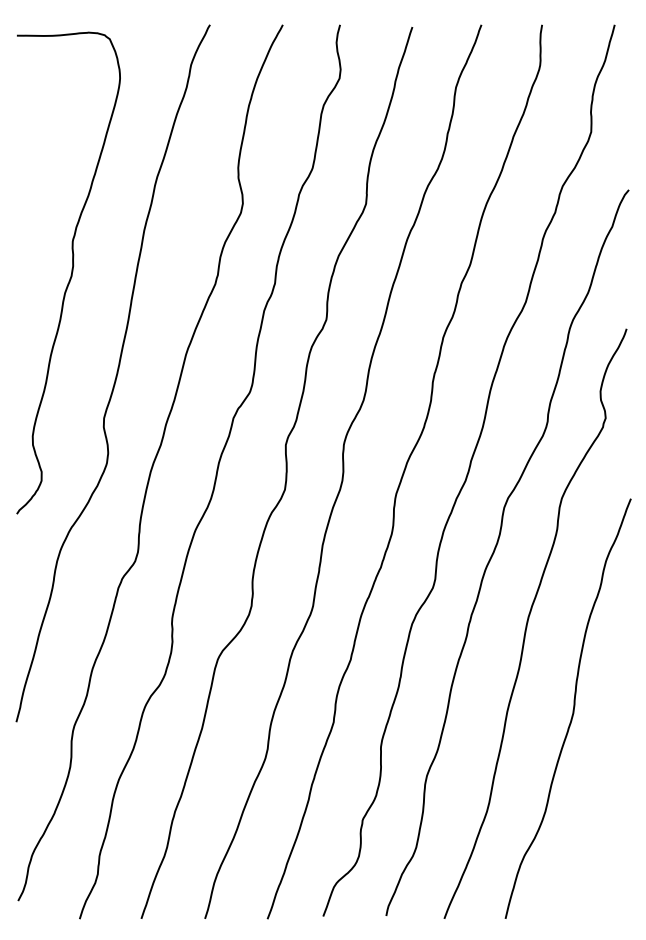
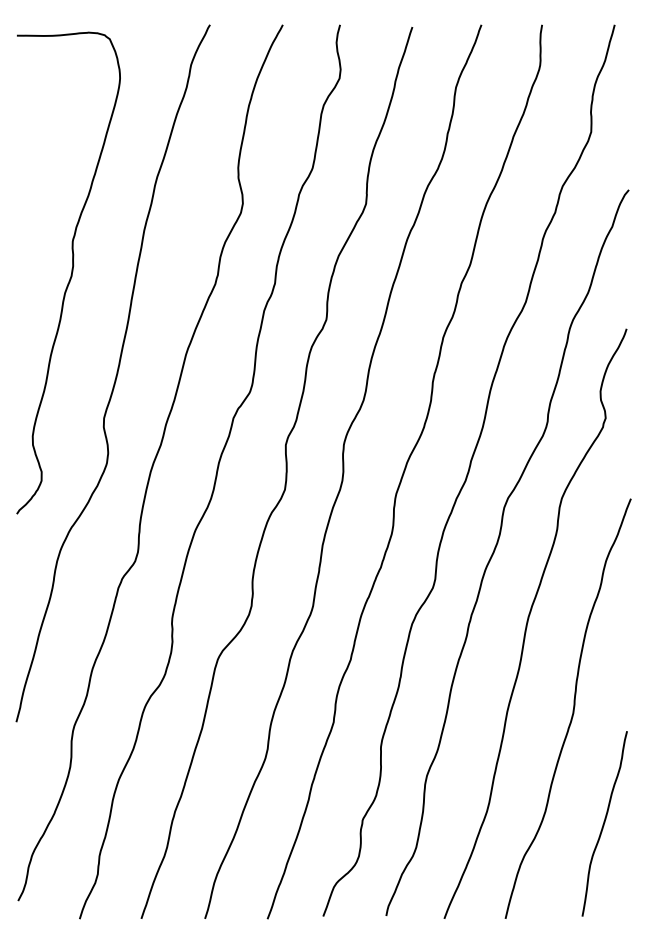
curve: none -> present (604, 823)
